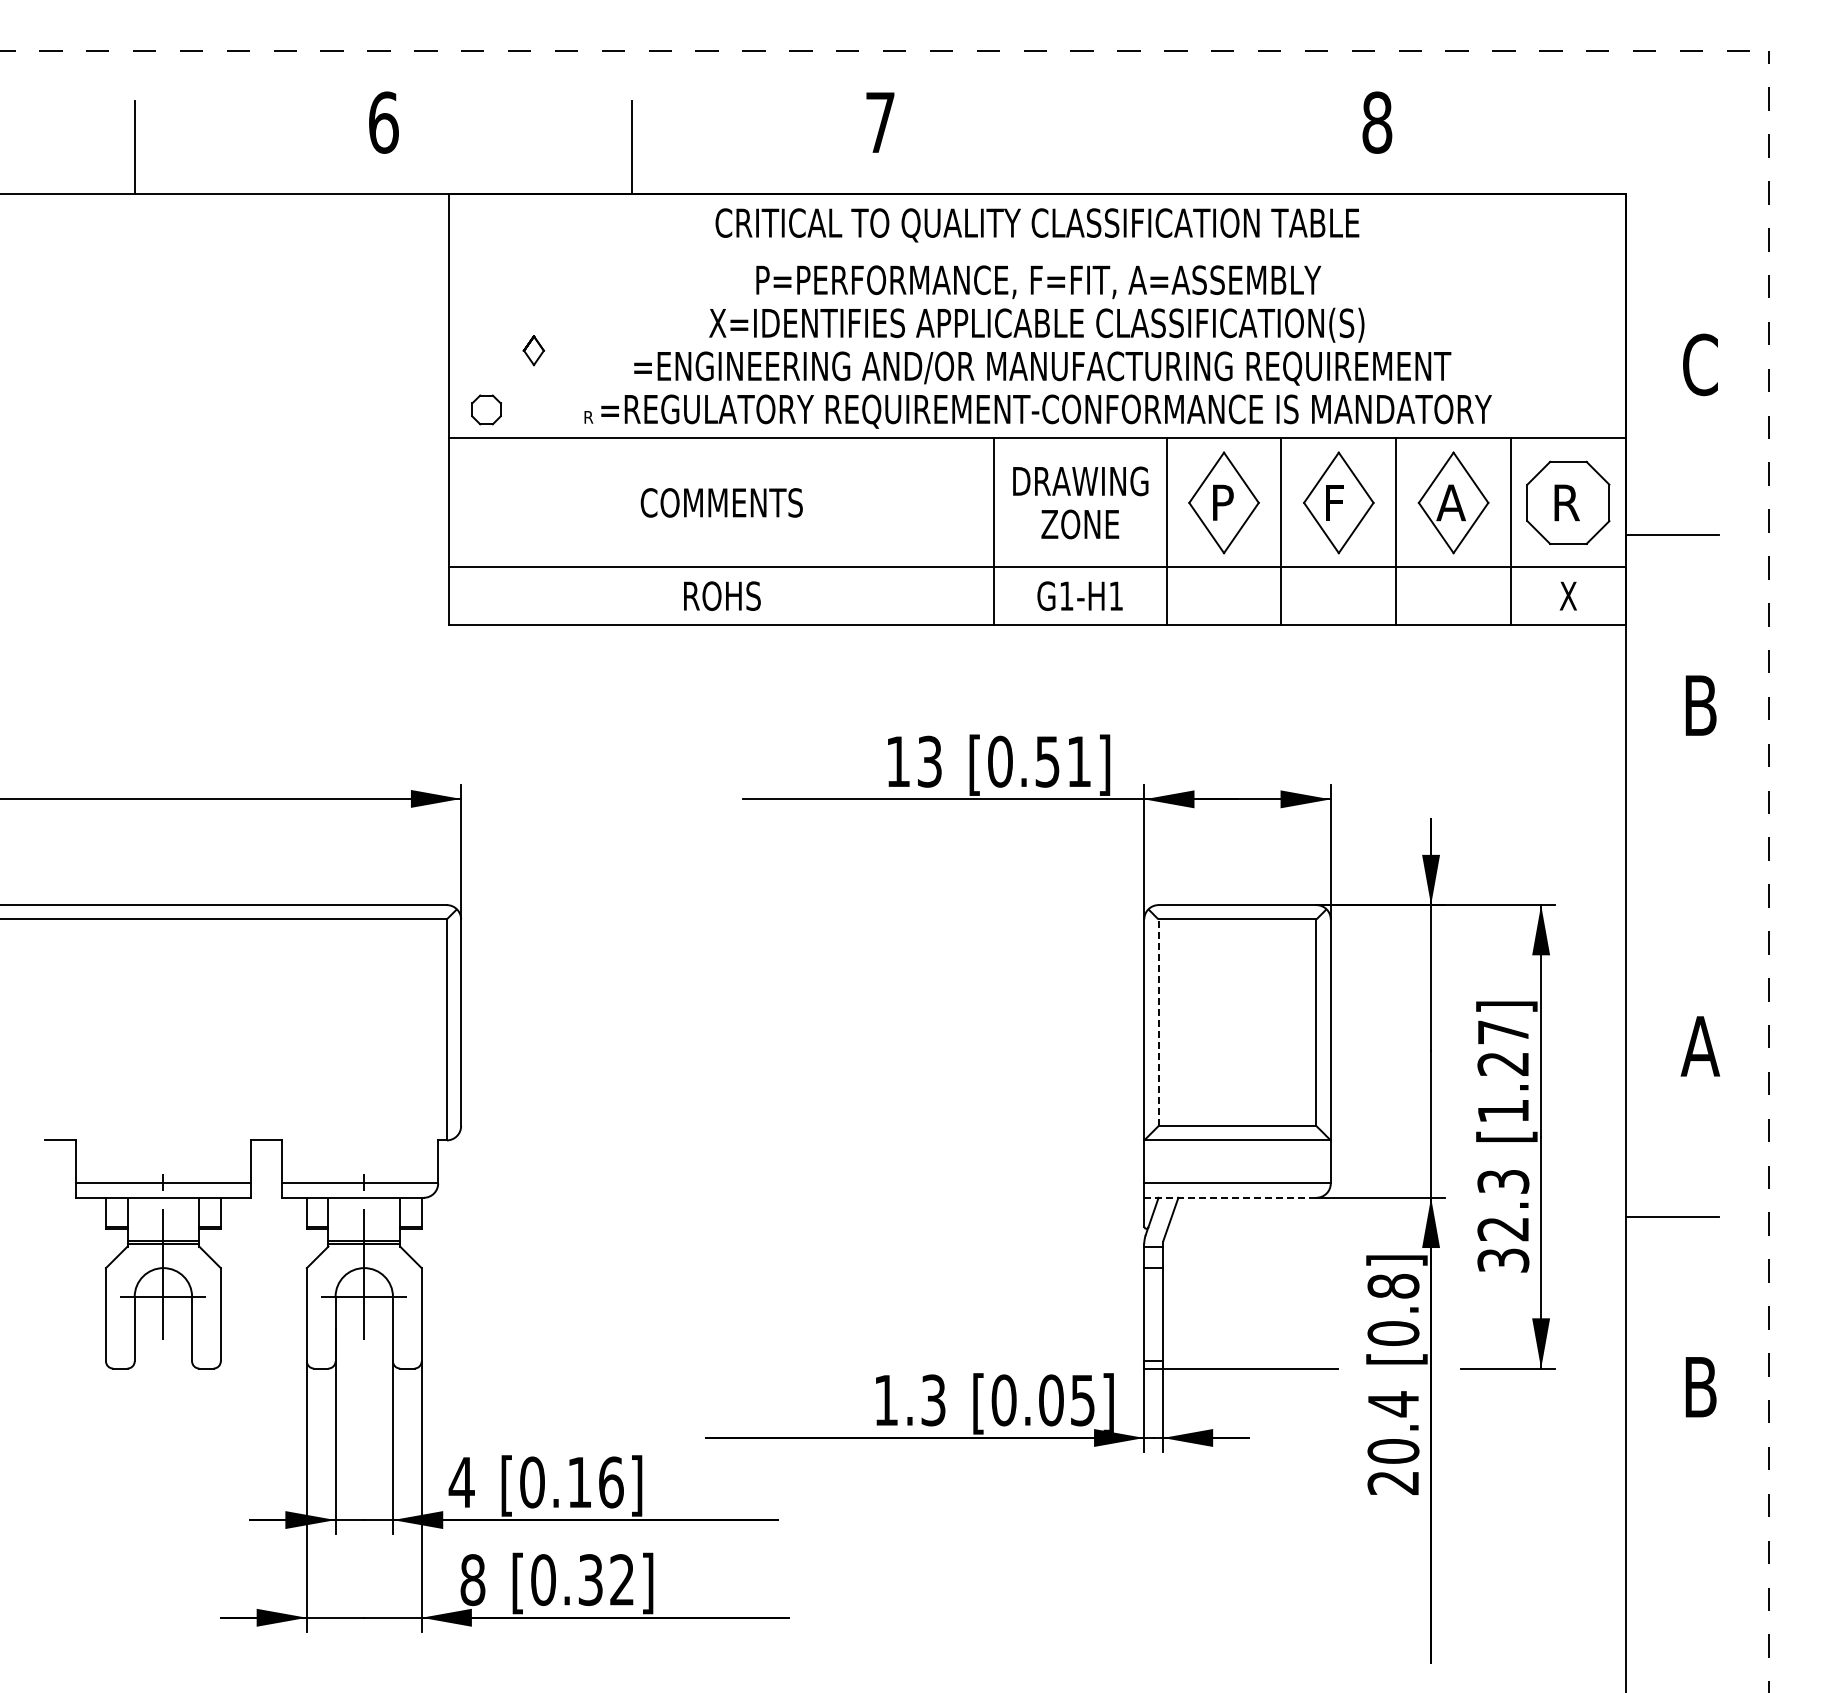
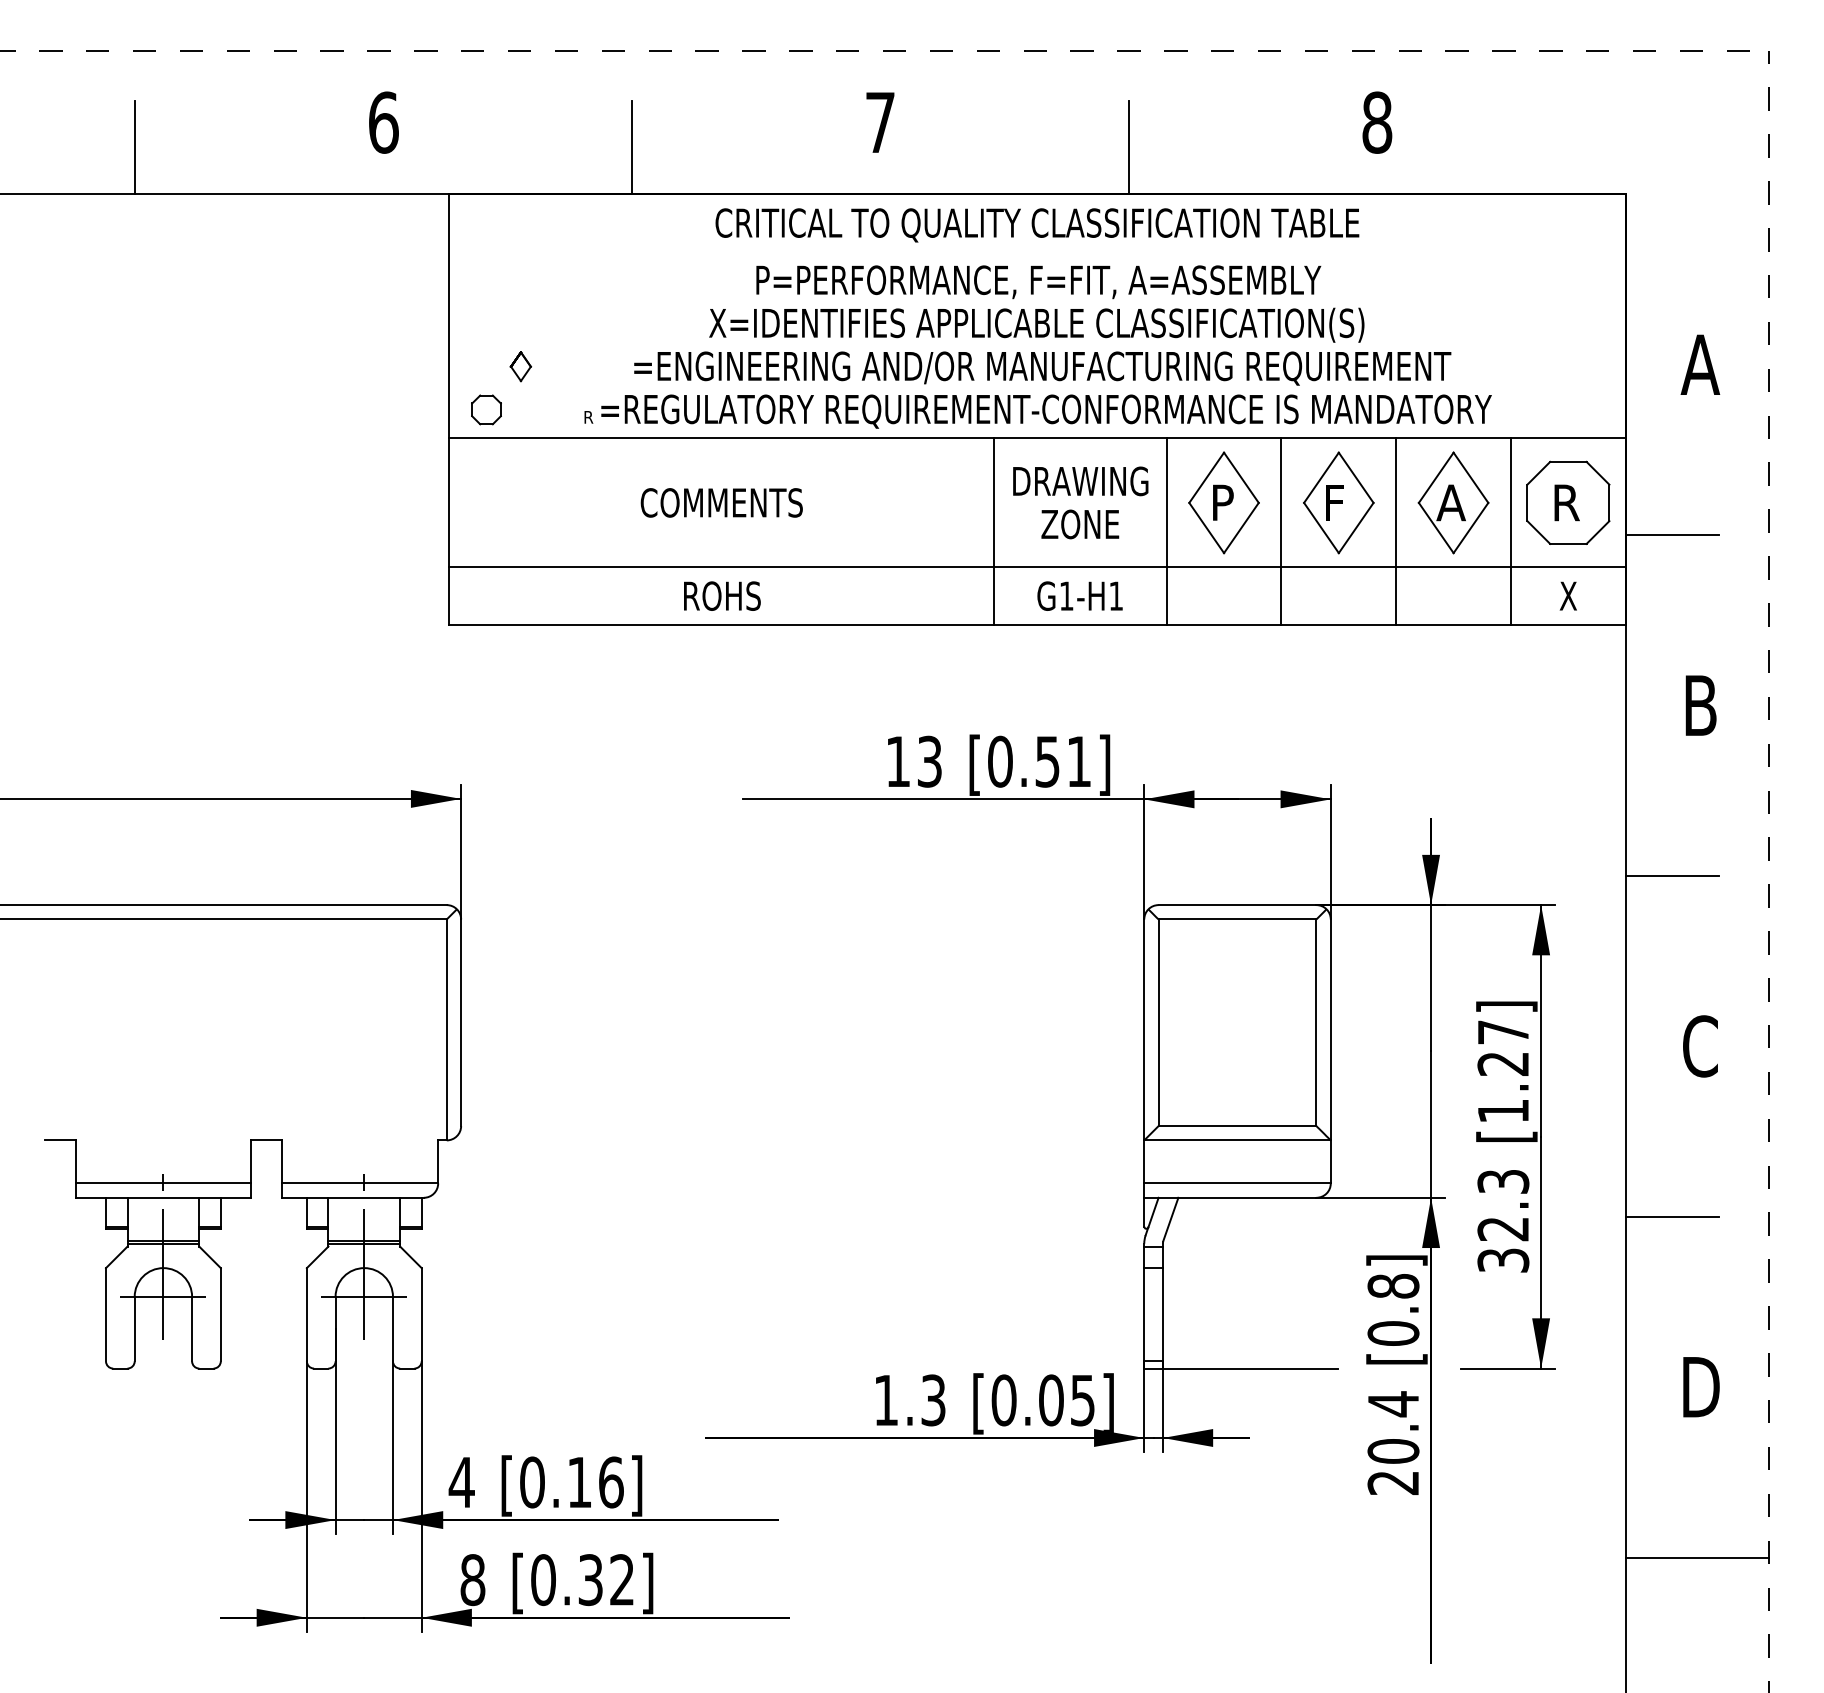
line: none -> present (1129, 147)
part position: (533, 350) -> (520, 366) (520, 366)
text: C -> A (1700, 364)
line: none -> present (1672, 875)
line: dashed -> solid (1158, 1022)
text: A -> C (1700, 1046)
line: dashed -> solid (1230, 1197)
text: B -> D (1701, 1387)
line: none -> present (1697, 1557)
